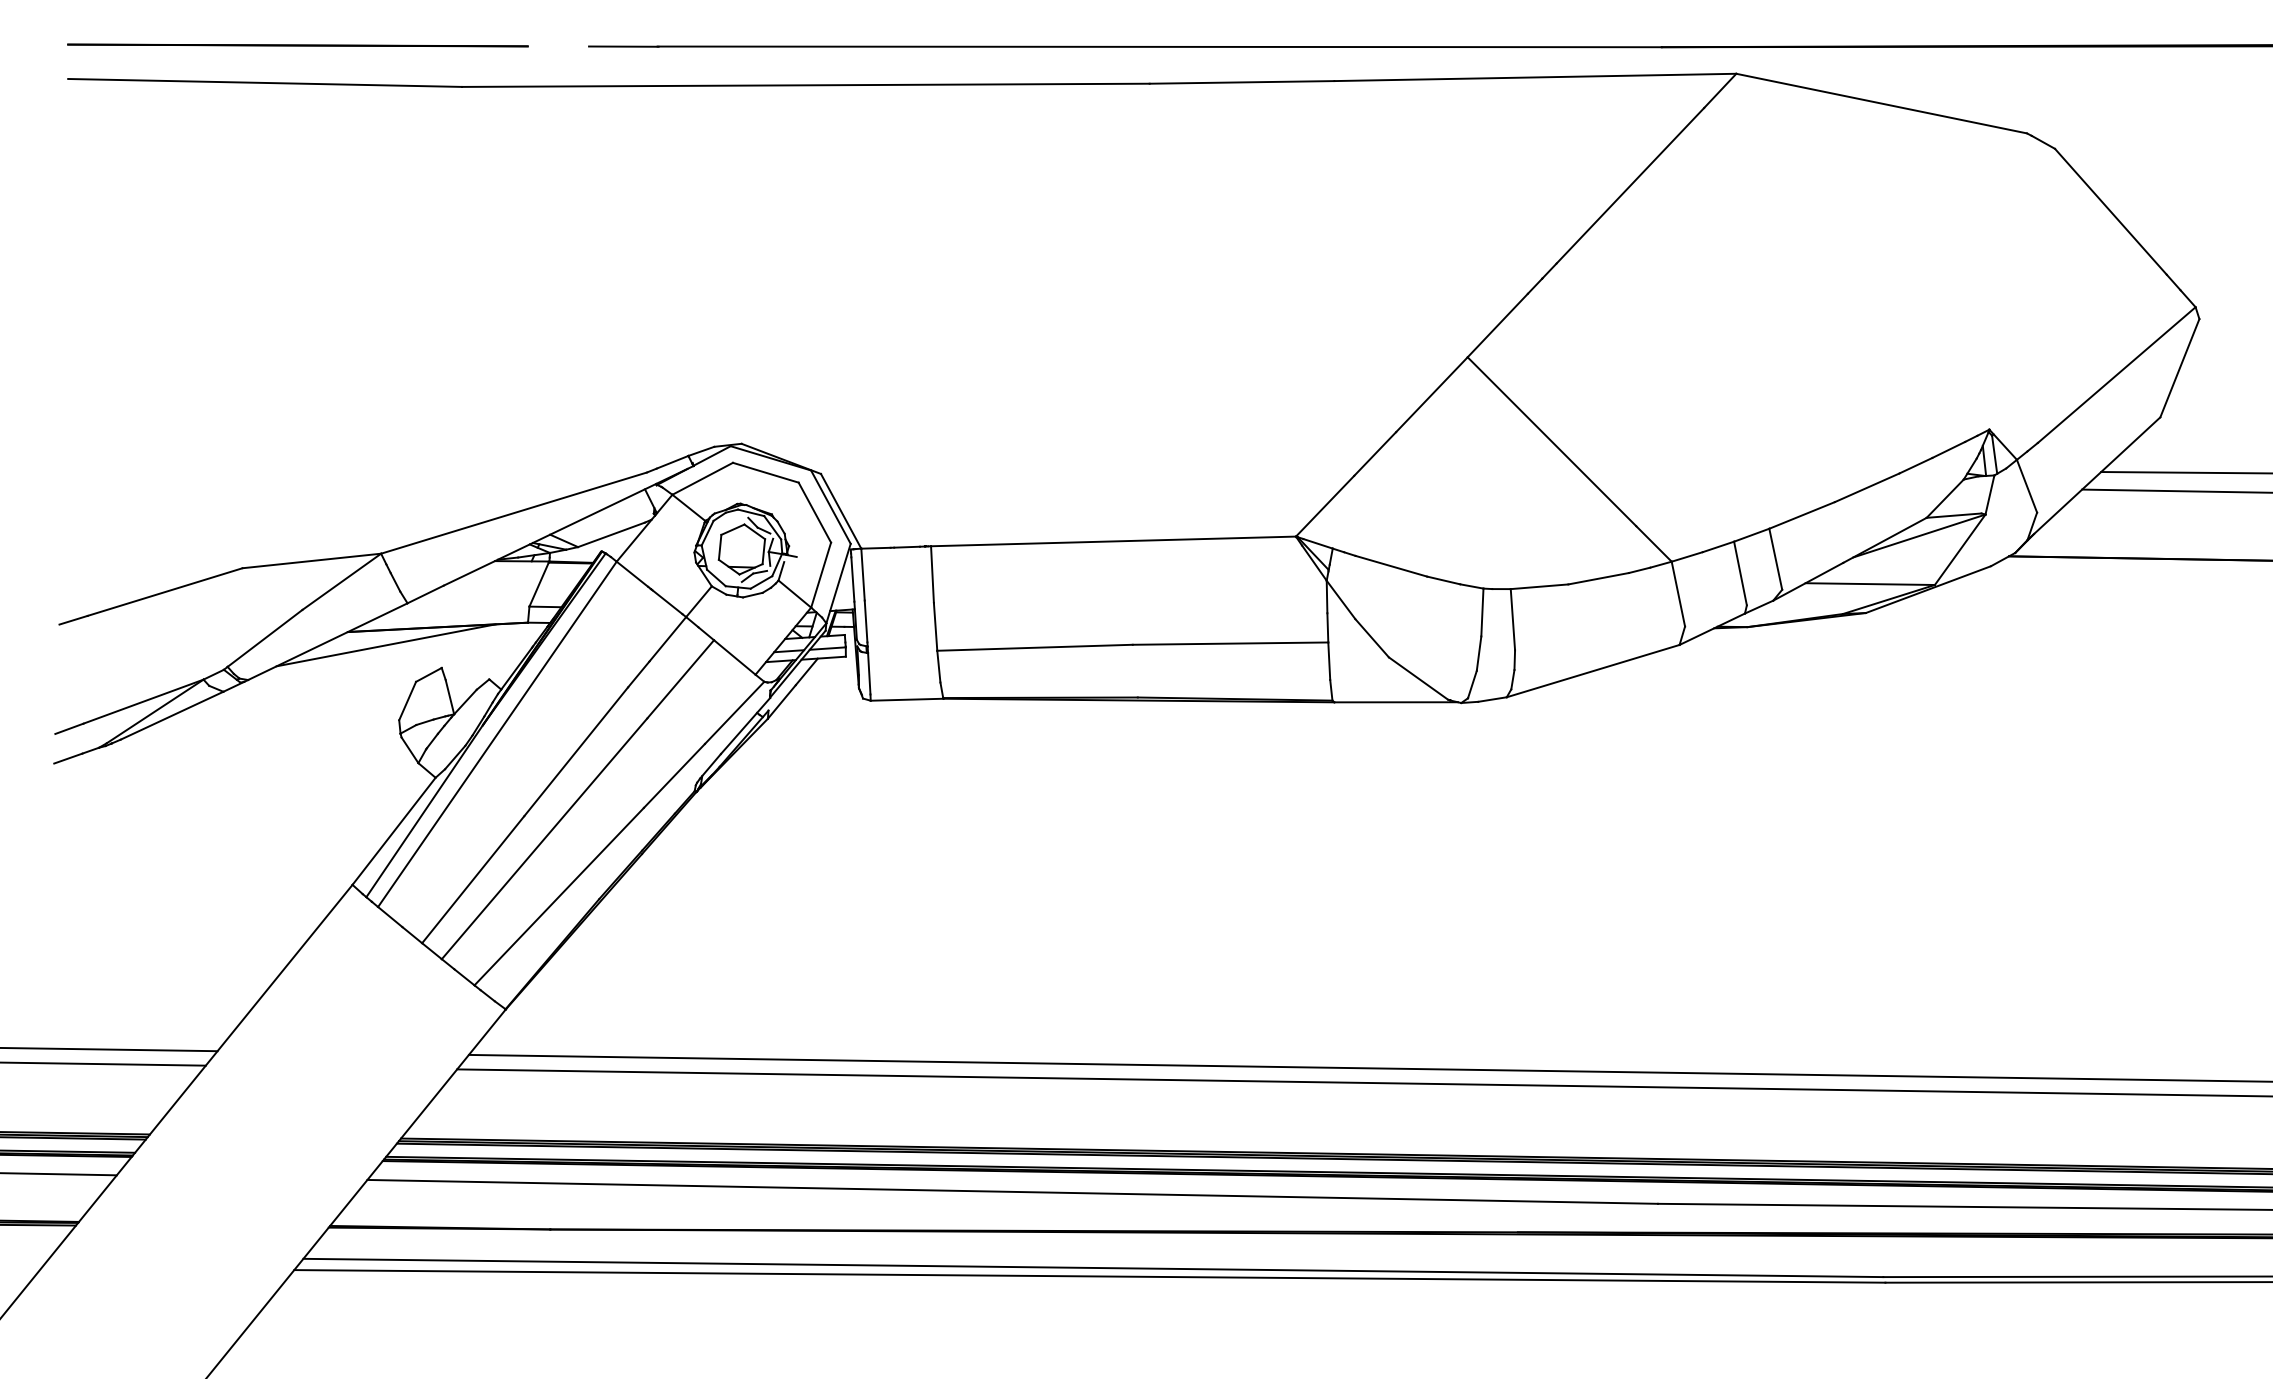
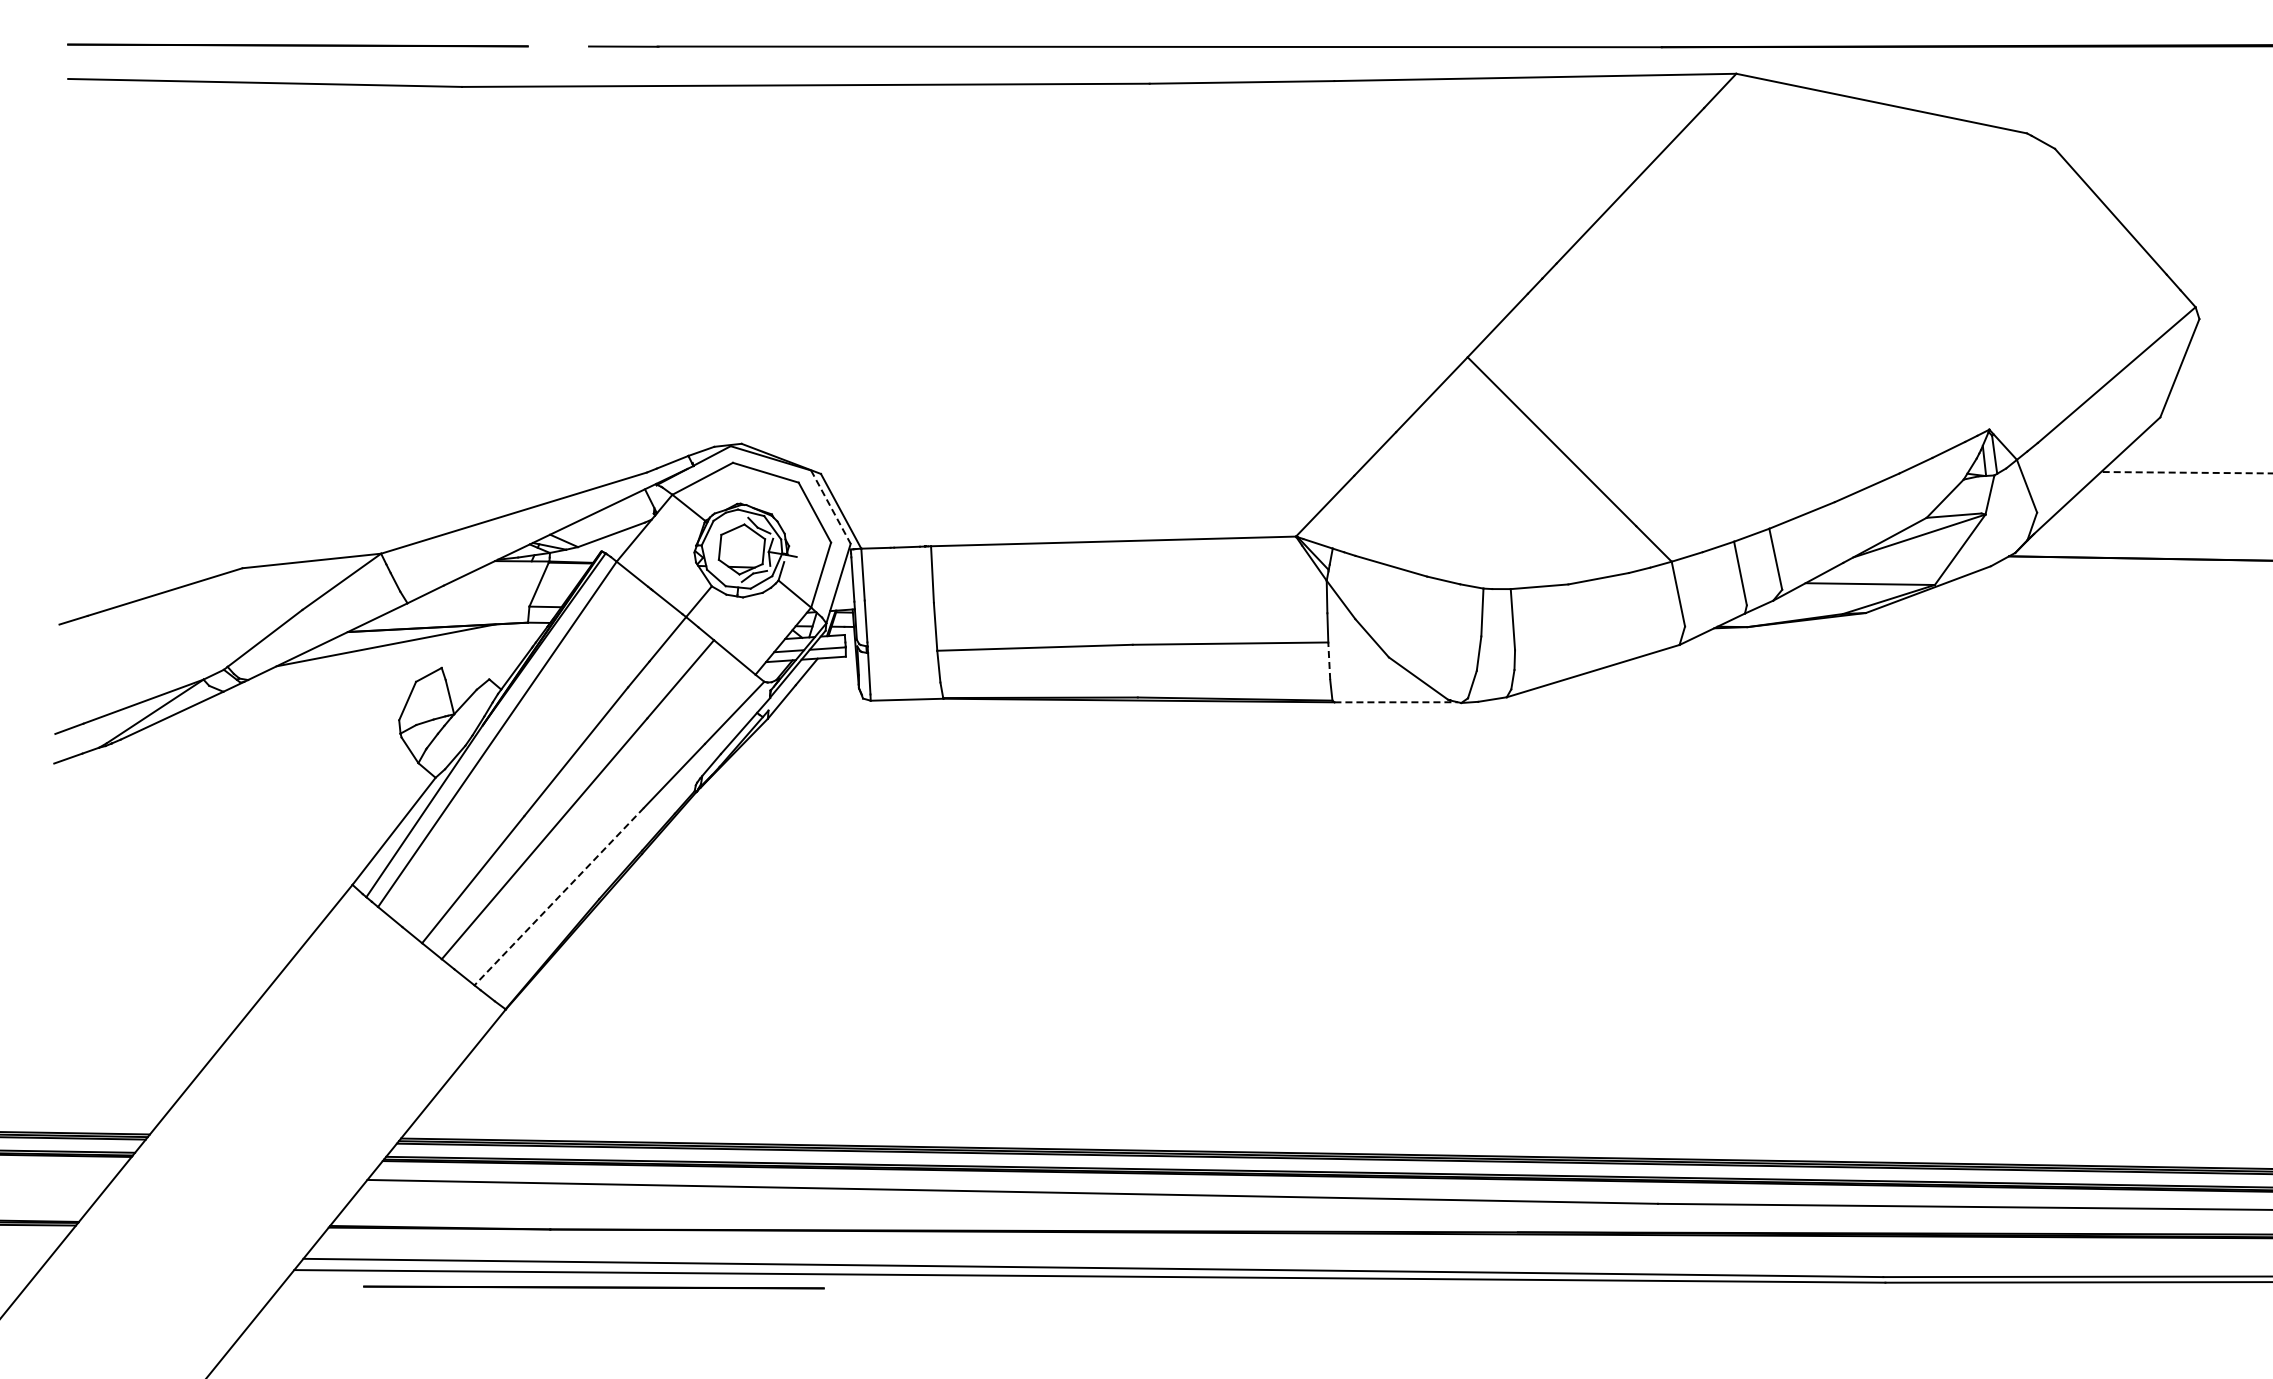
line: solid -> dashed (2186, 472)
line: present -> none (2175, 490)
line: solid -> dashed (830, 507)
line: solid -> dashed (1329, 661)
line: solid -> dashed (1396, 702)
line: solid -> dashed (559, 896)
line: present -> none (109, 1049)
line: present -> none (103, 1063)
line: present -> none (1368, 1067)
line: present -> none (1363, 1082)
line: present -> none (59, 1174)
line: none -> present (593, 1287)
